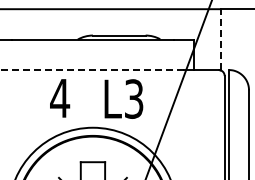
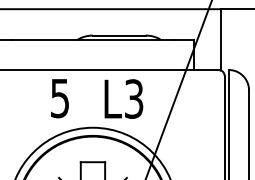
line: dashed -> solid (220, 39)
line: dashed -> solid (92, 70)
text: 4 -> 5 (60, 98)
